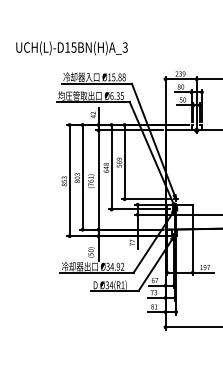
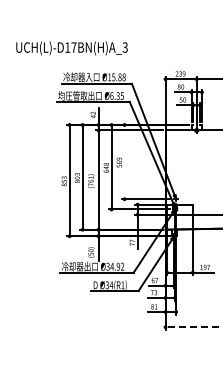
text: UCH(L)-D15BN(H)A_3 -> UCH(L)-D17BN(H)A_3 (73, 47)
line: present -> none (124, 162)
line: solid -> dashed (193, 327)
